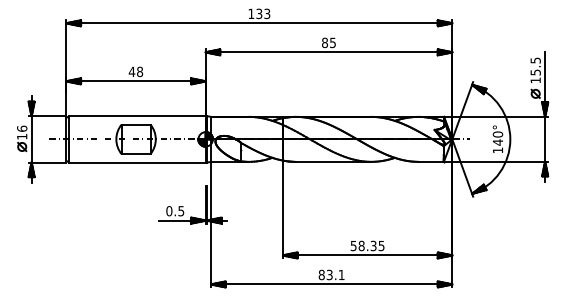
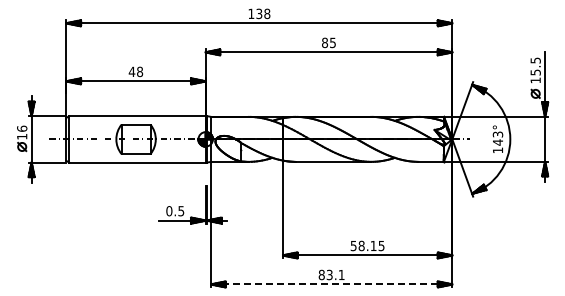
text: 133 -> 138 (267, 13)
text: 140° -> 143° (497, 134)
text: 58.35 -> 58.15 (373, 245)
line: solid -> dashed (331, 284)
